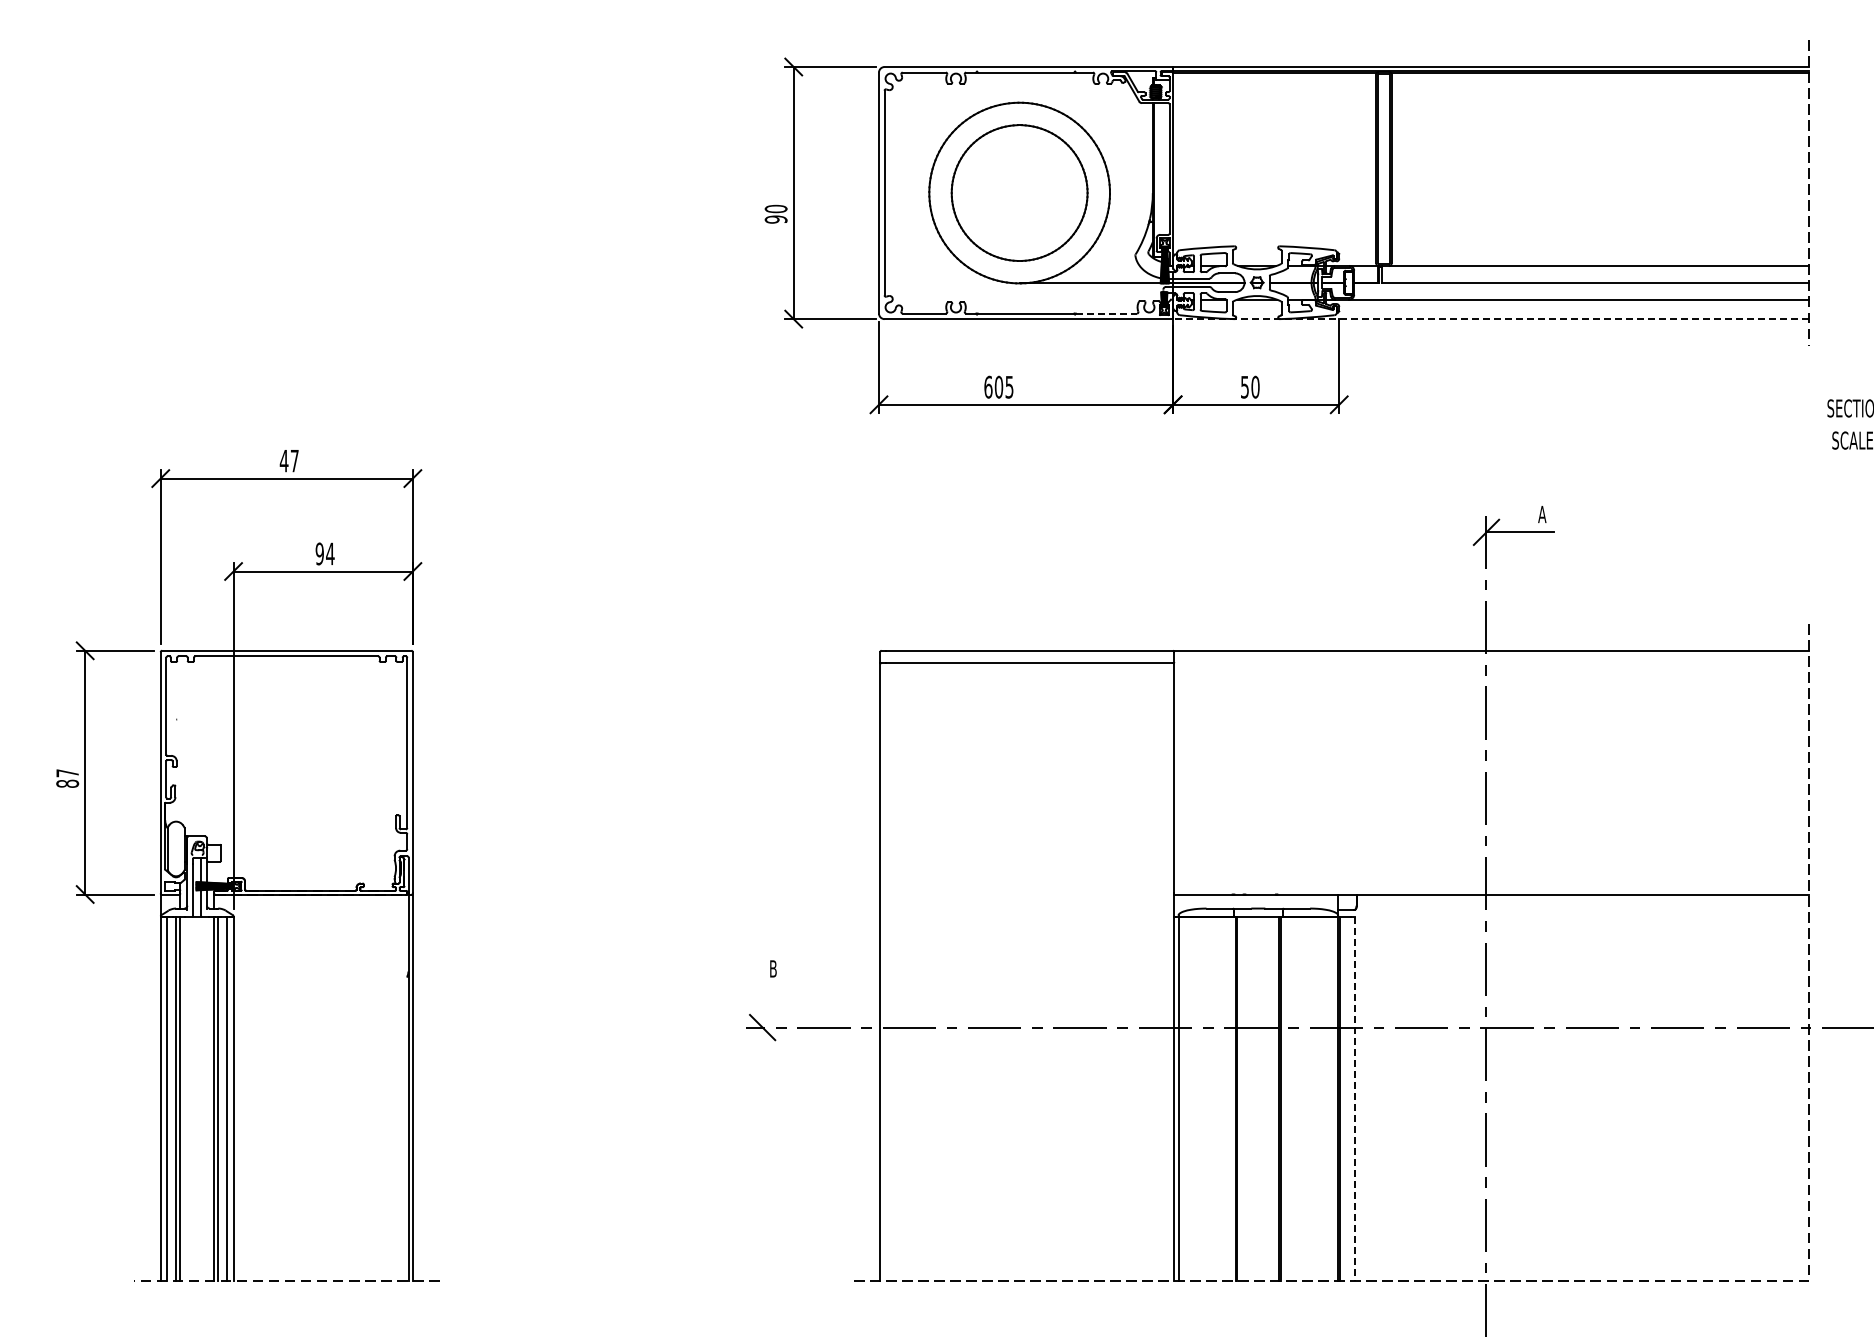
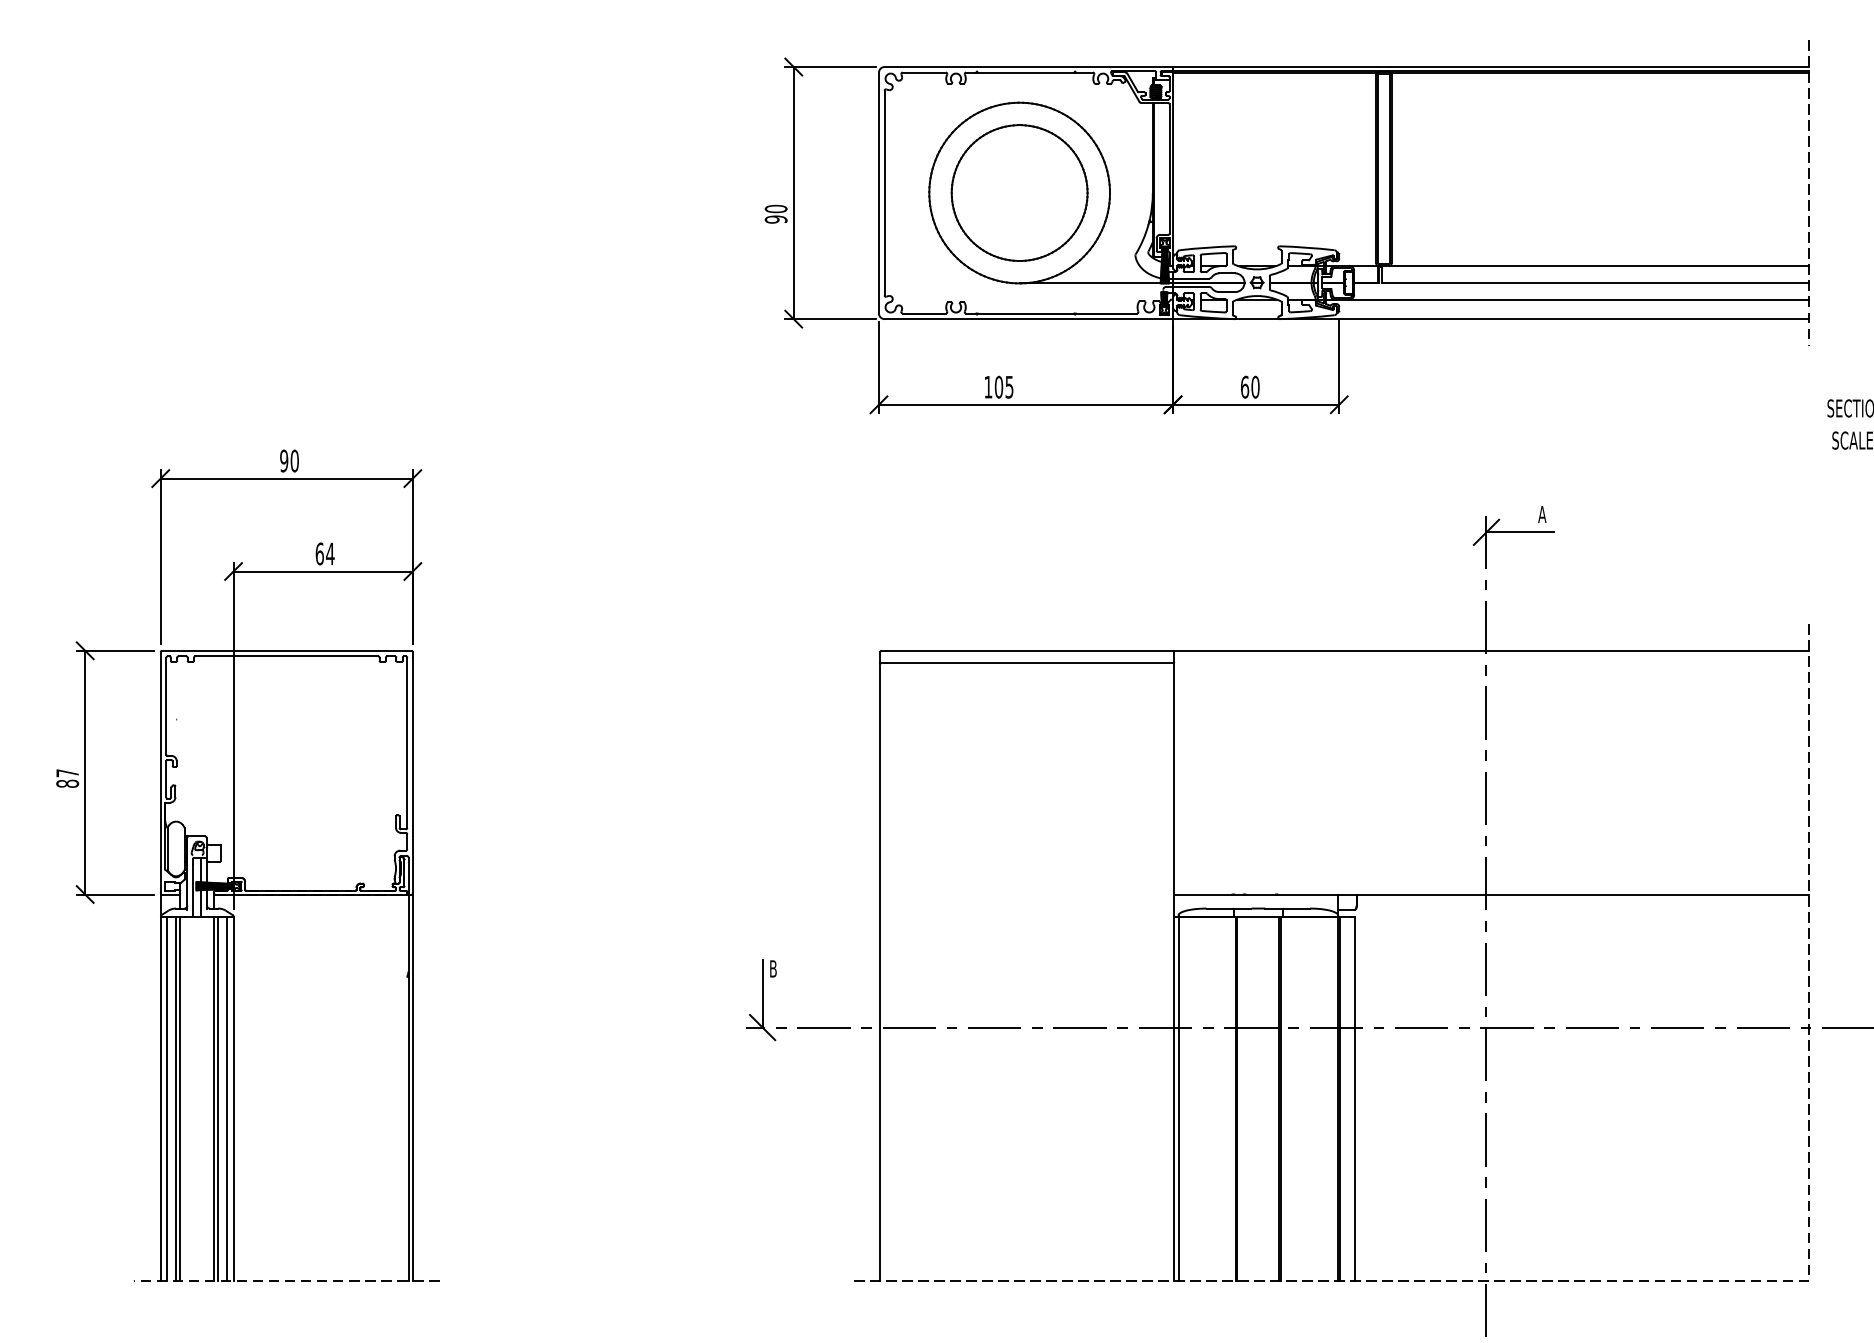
line: dashed -> solid (1106, 313)
line: dashed -> solid (1491, 319)
text: 605 -> 105 (988, 386)
text: 50 -> 60 (1245, 386)
text: 47 -> 90 (288, 460)
text: 94 -> 64 (319, 553)
line: none -> present (762, 993)
line: dashed -> solid (1355, 1098)
